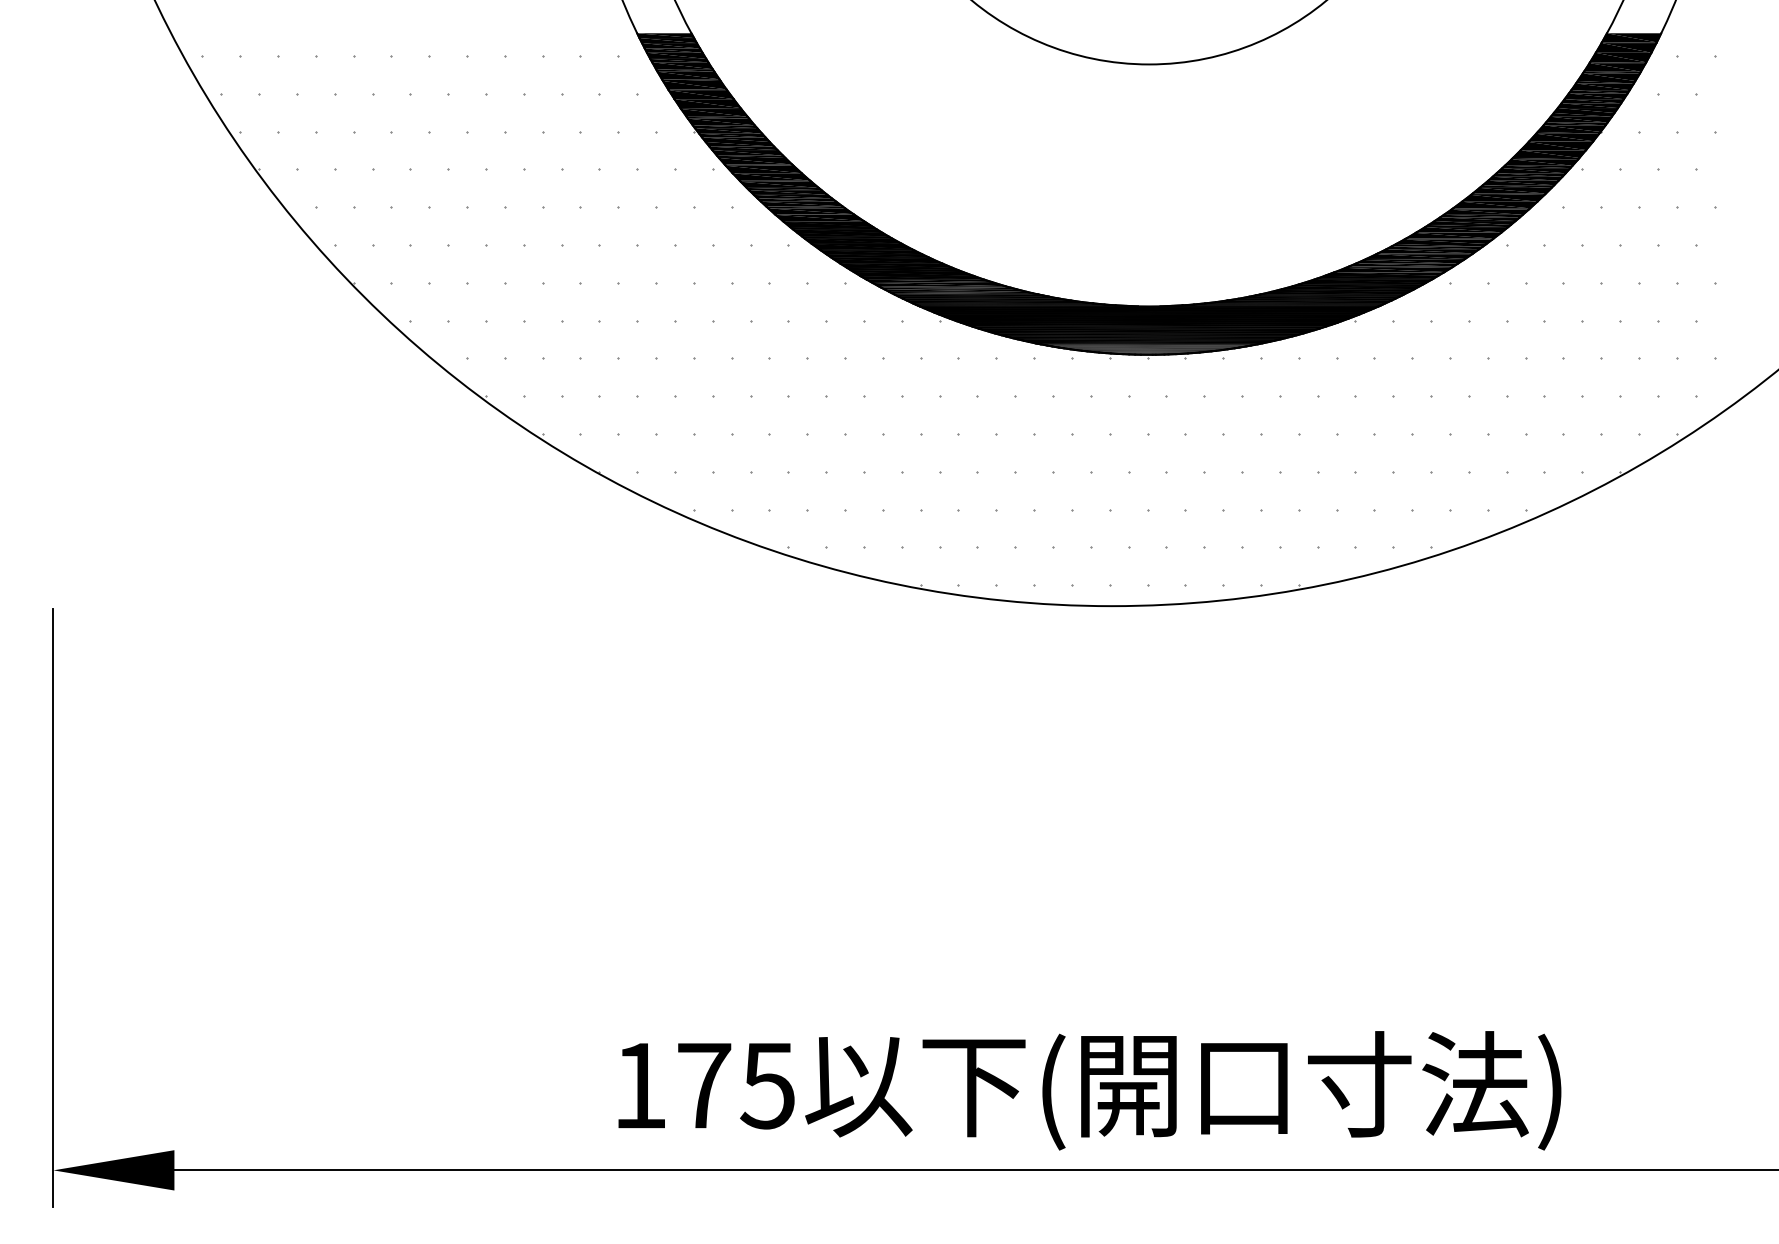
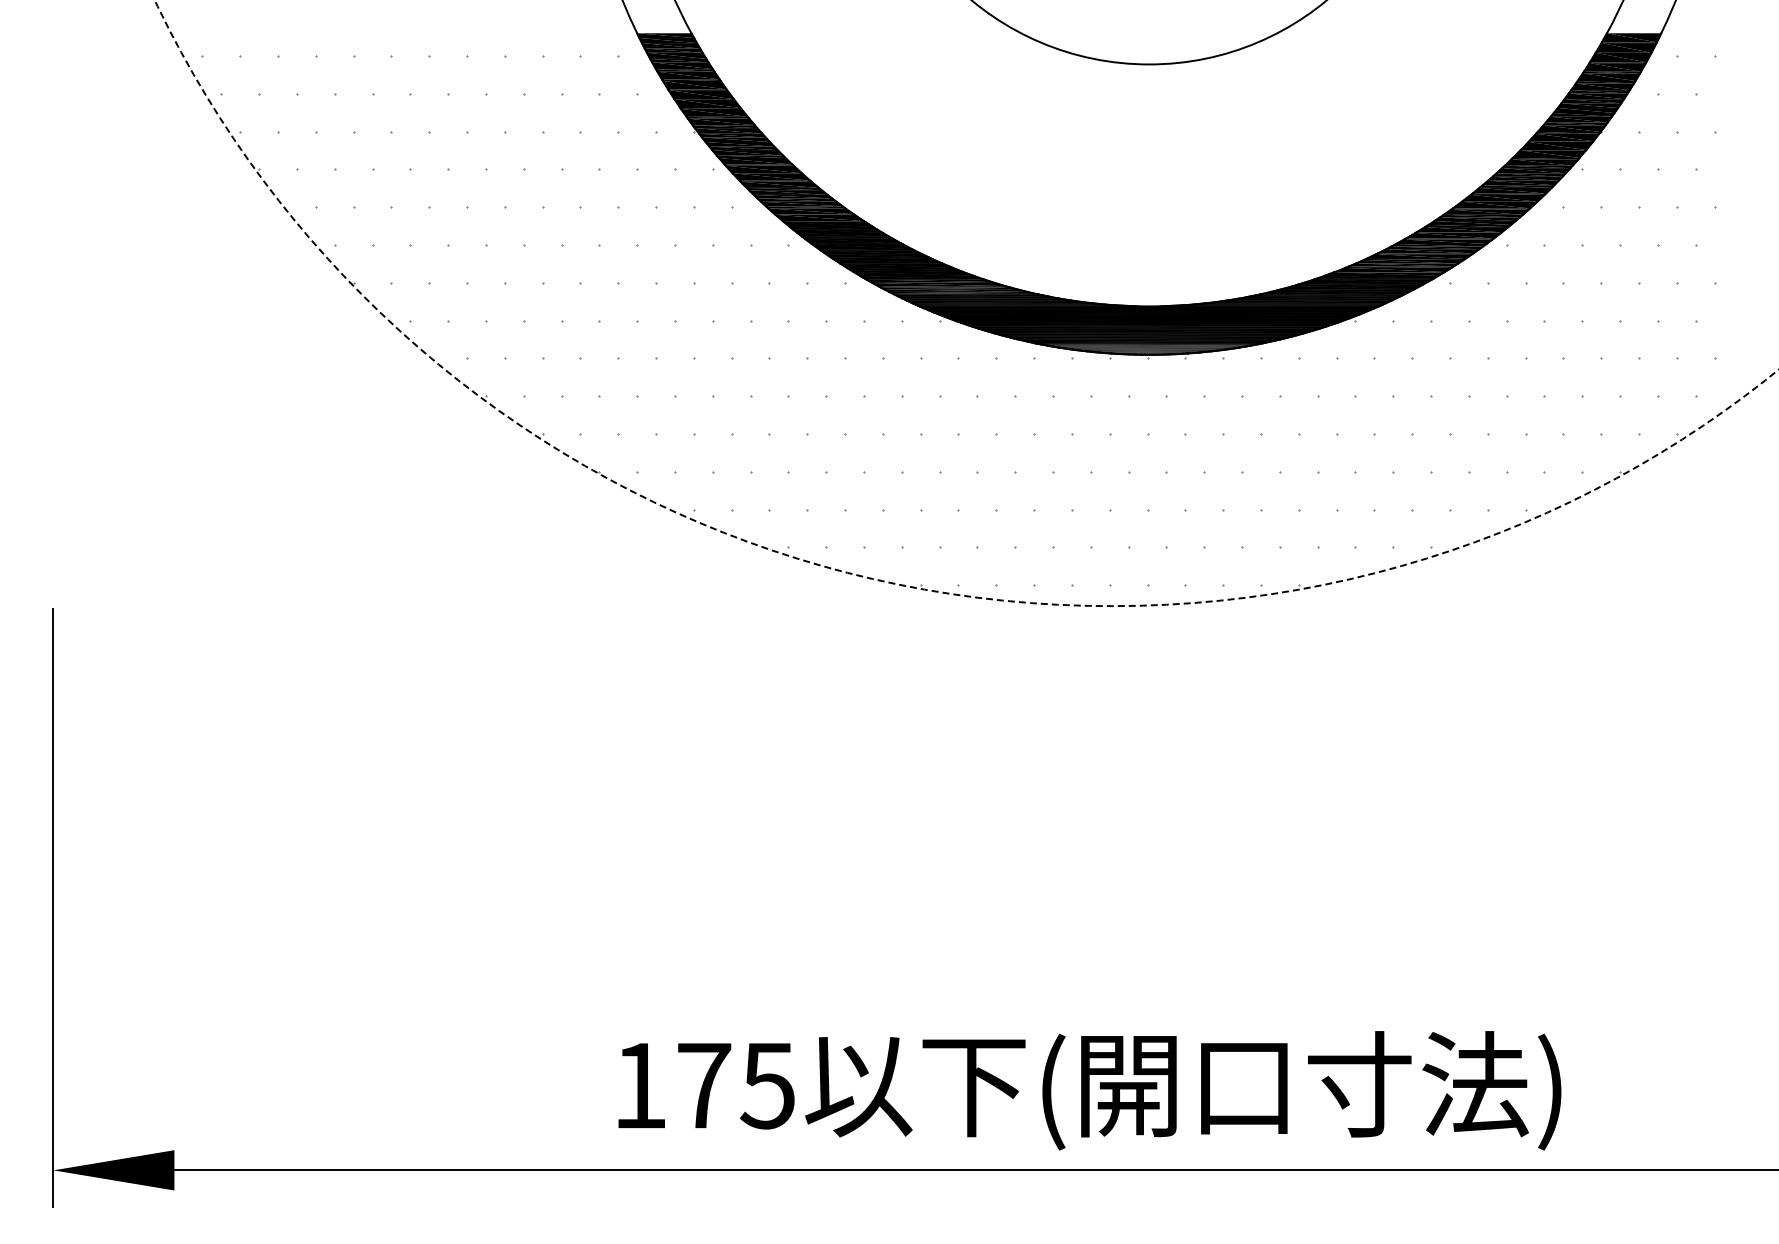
circle: solid -> dashed (966, 303)
